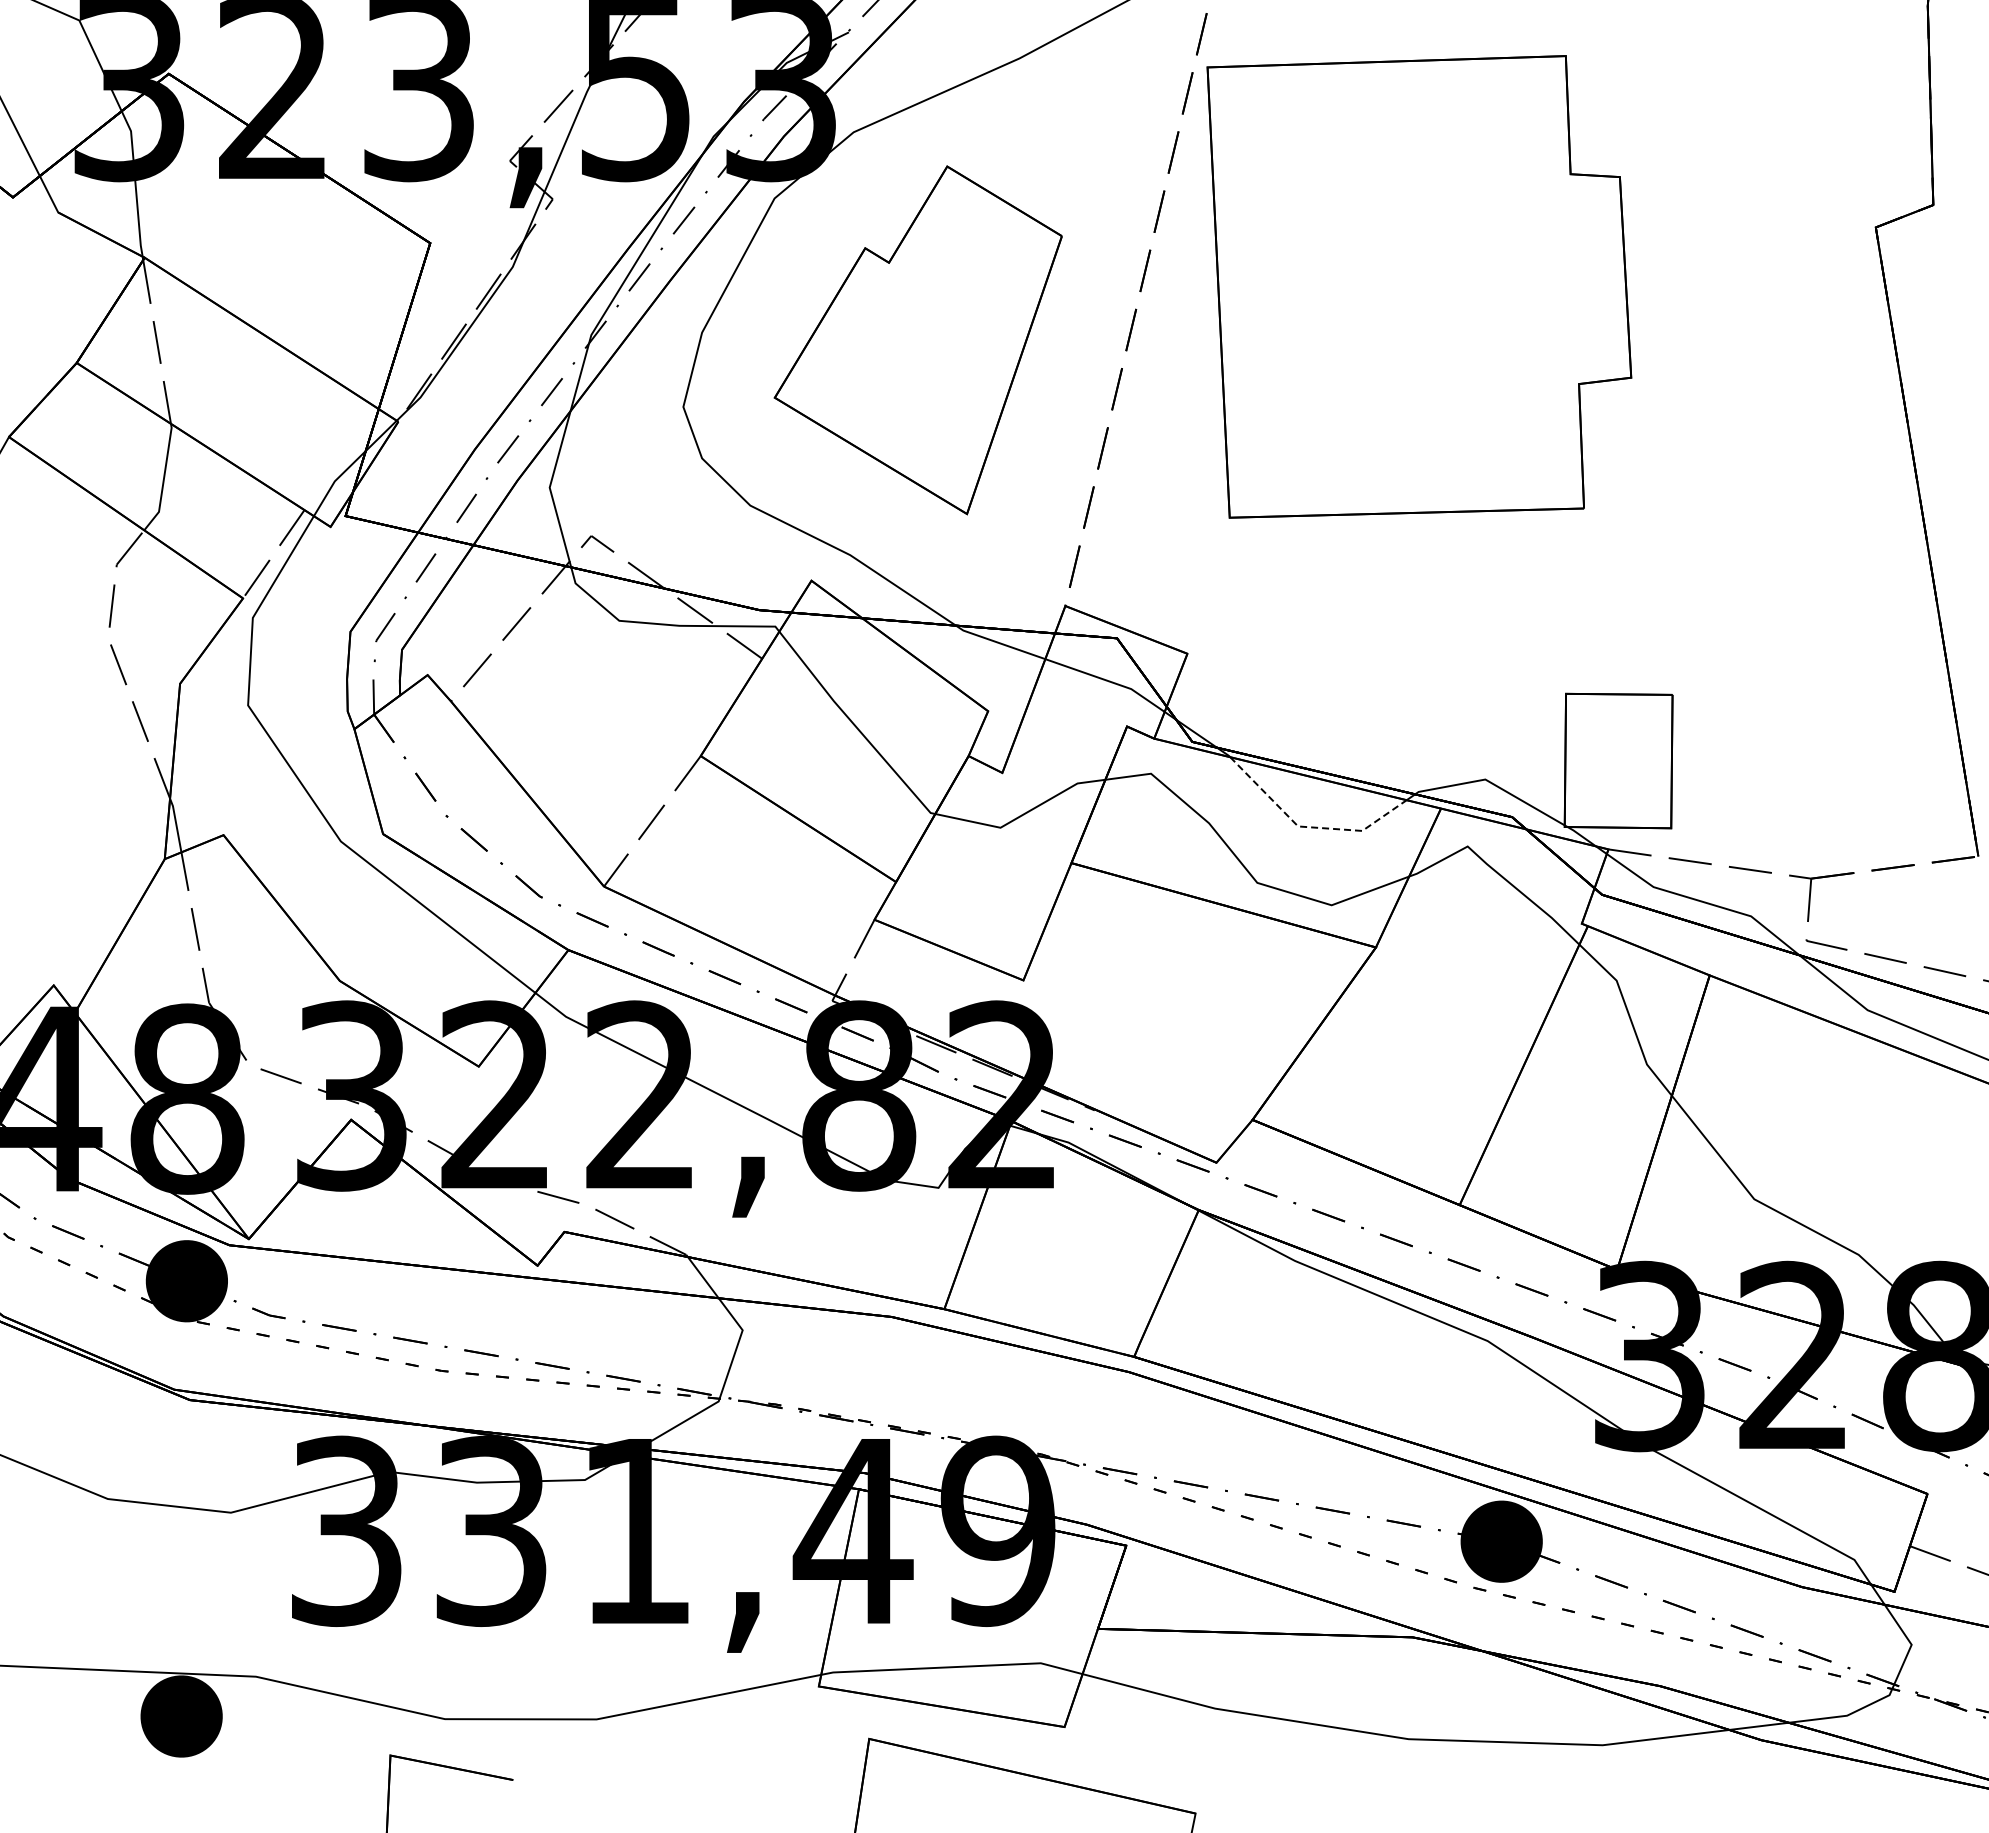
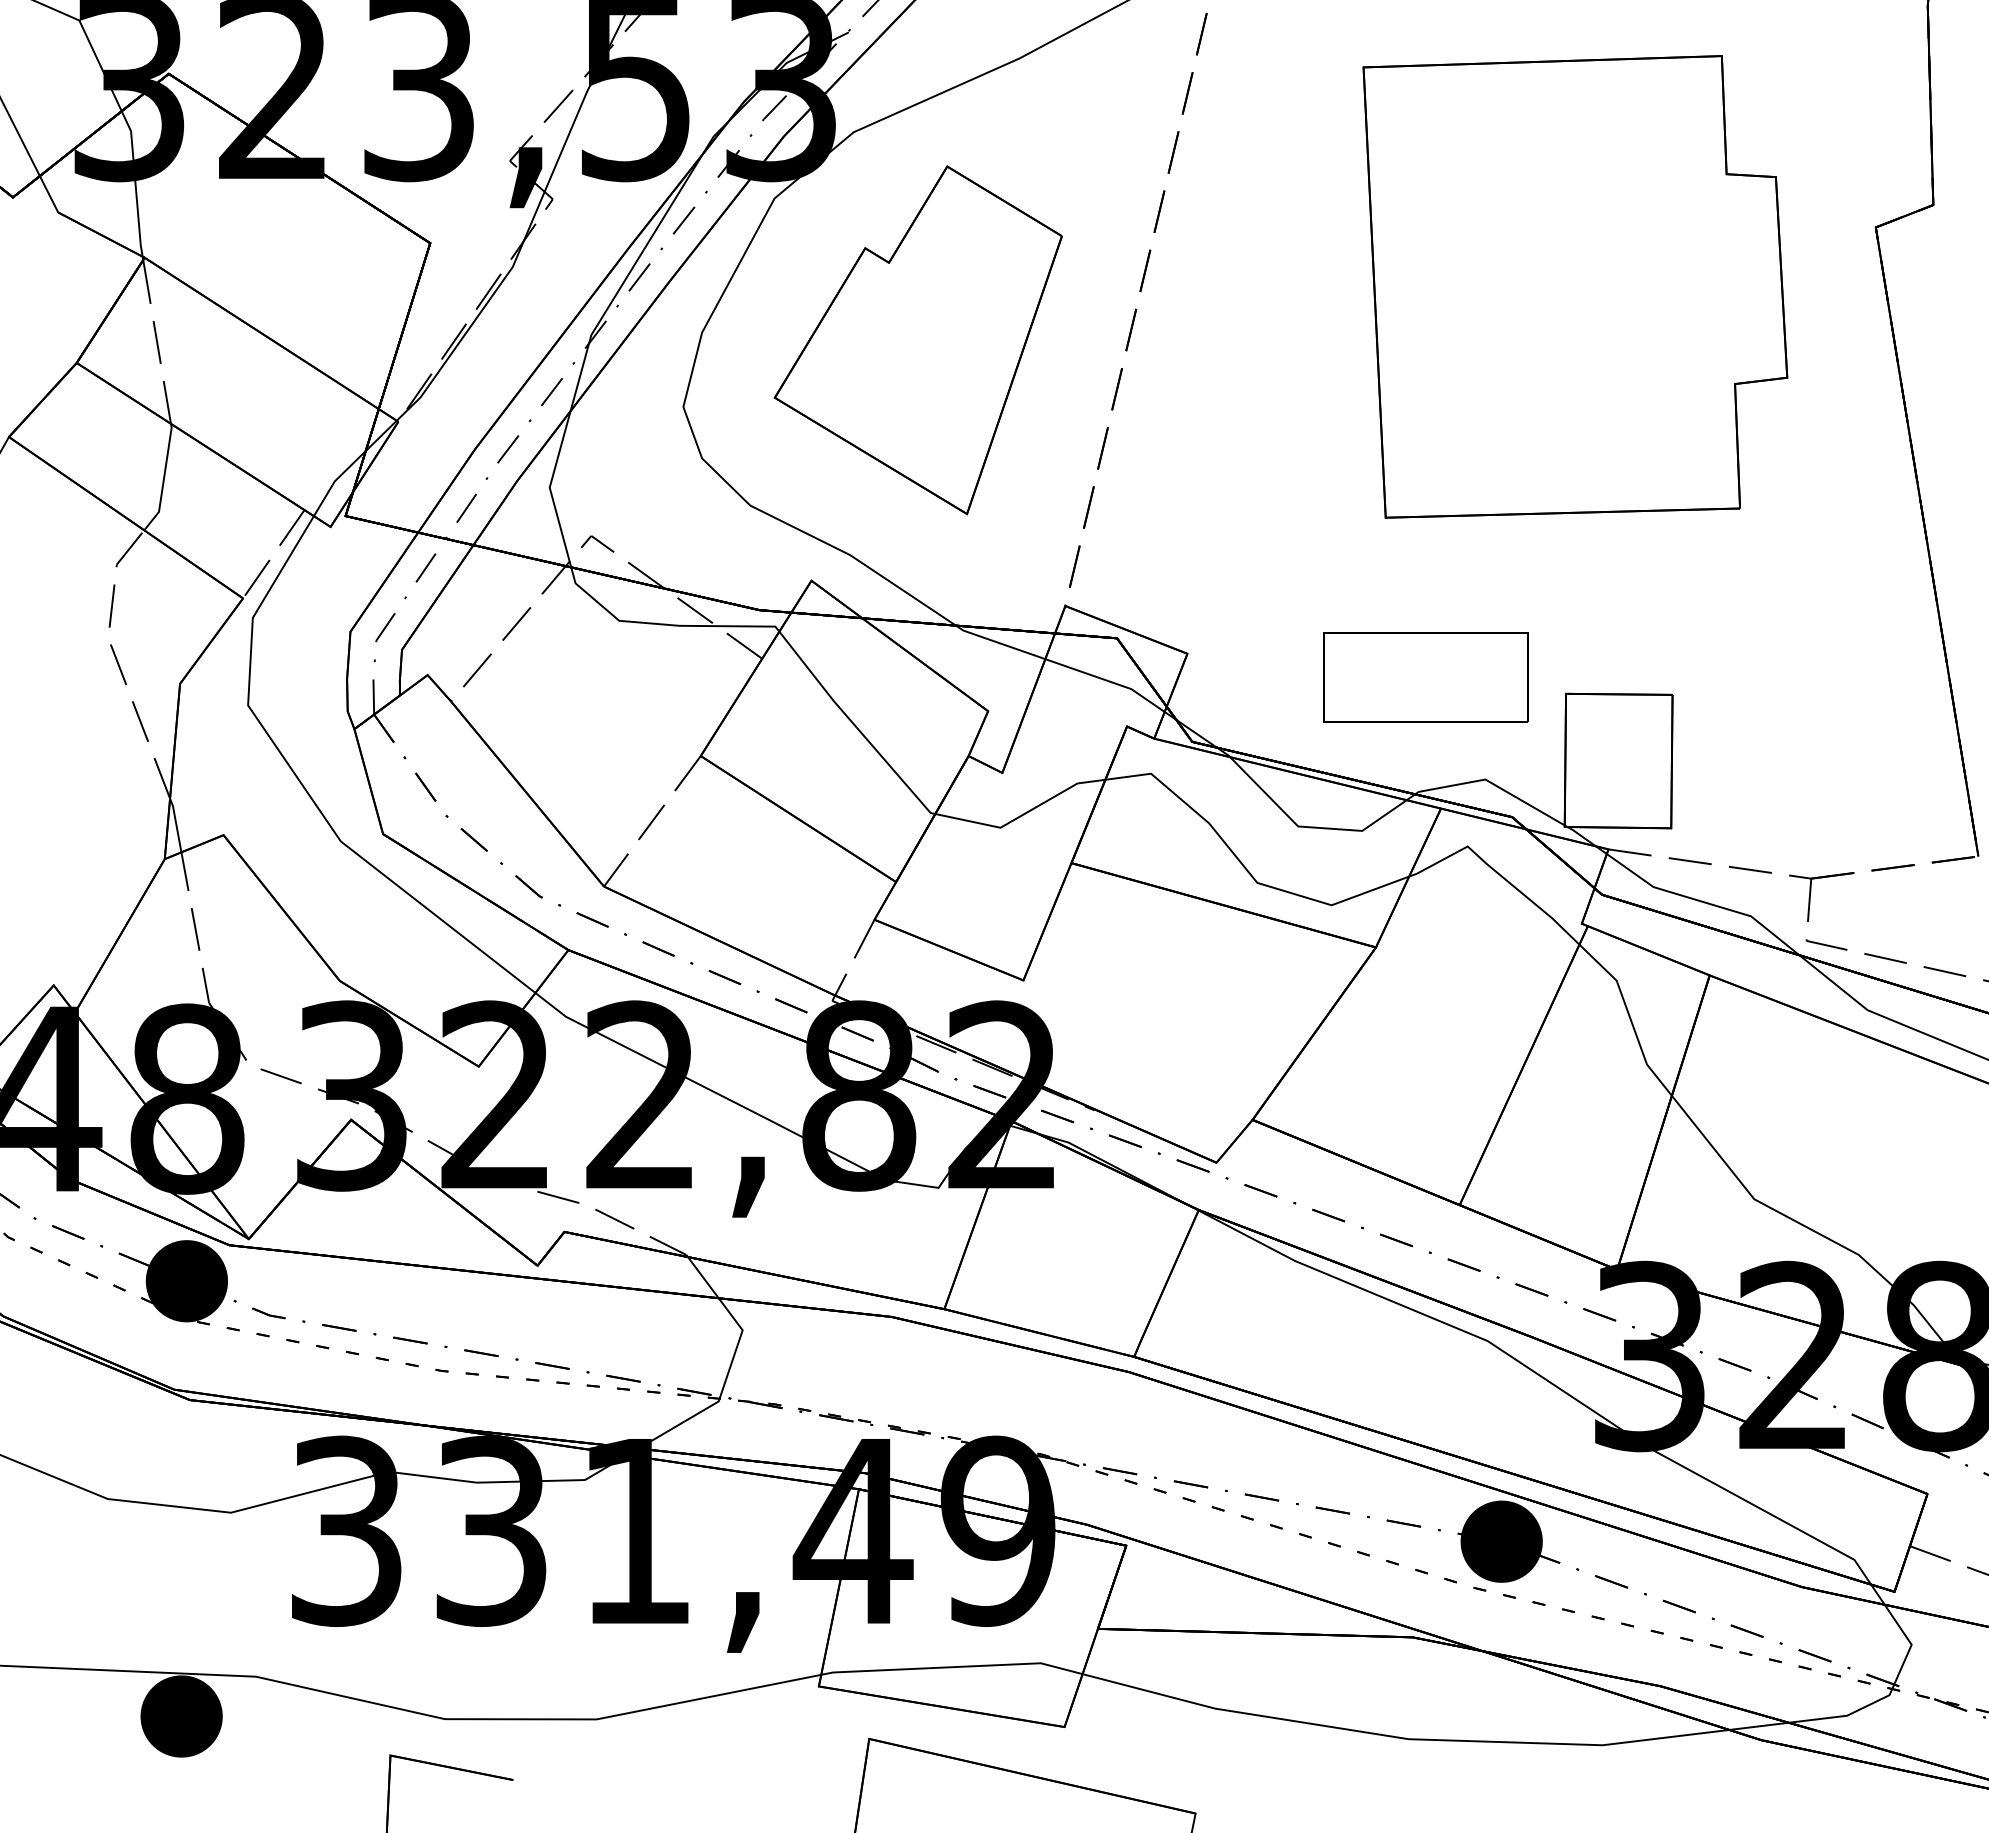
part position: (1419, 286) -> (1575, 286) (1575, 286)
part: none -> present (1425, 677)
line: dashed -> solid (1309, 827)
